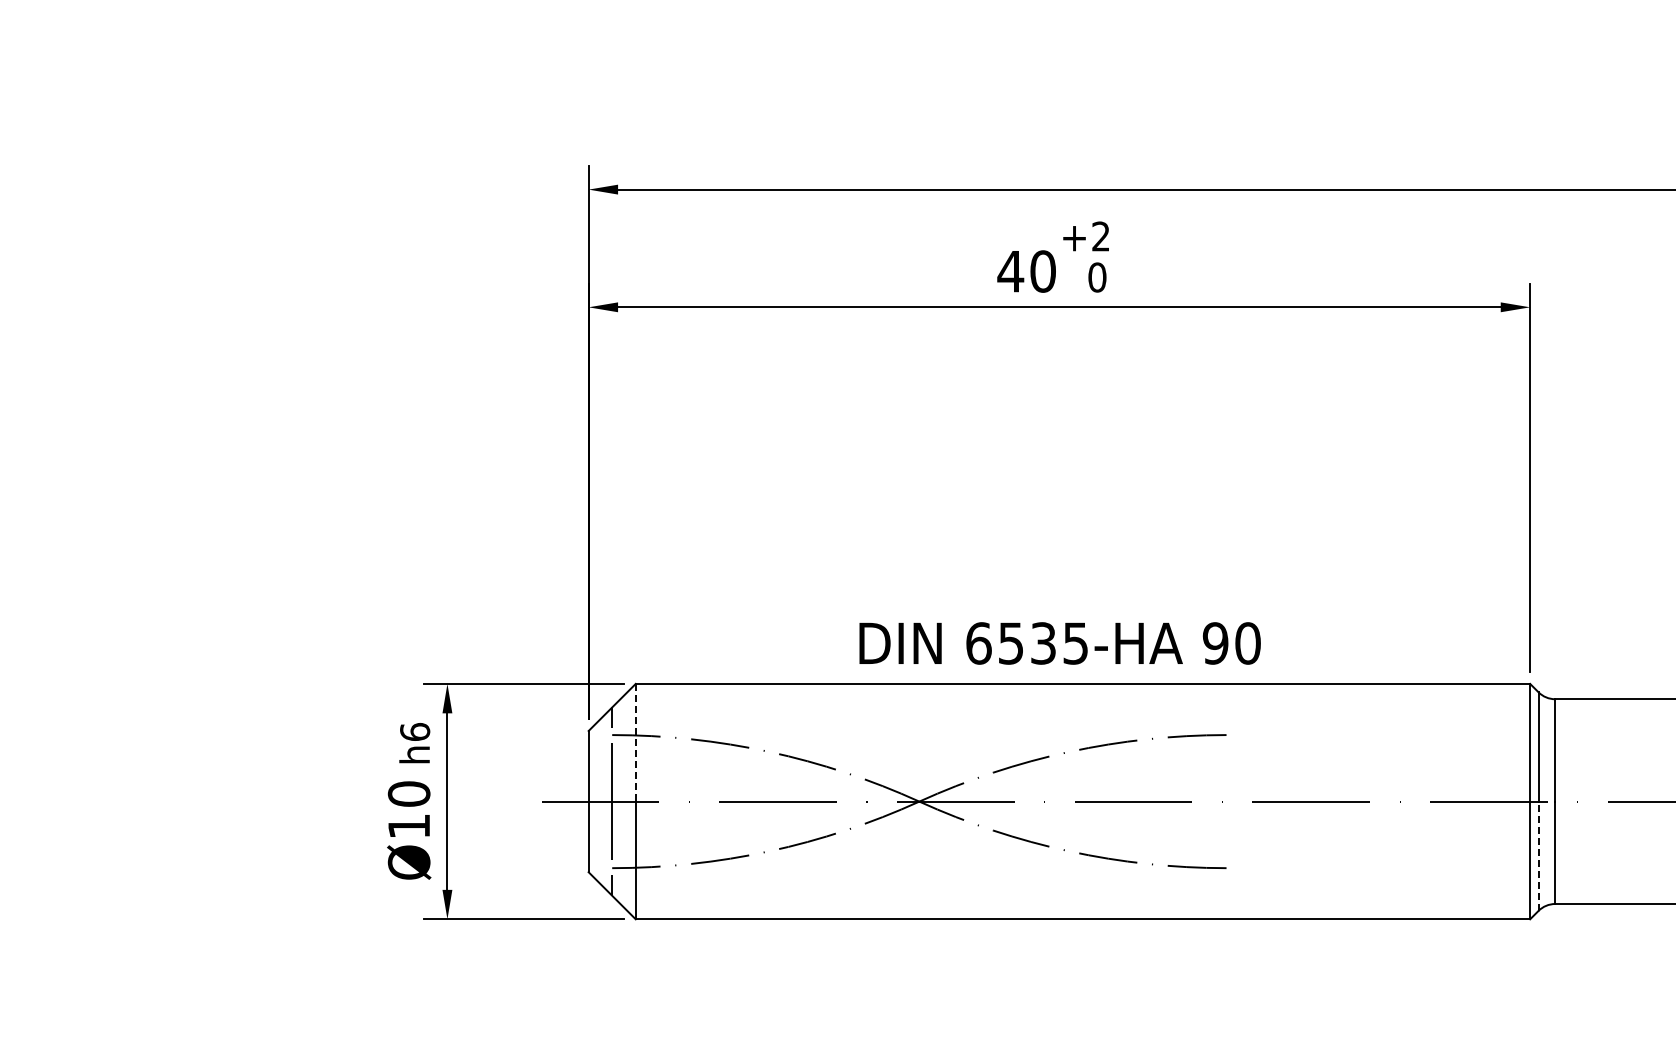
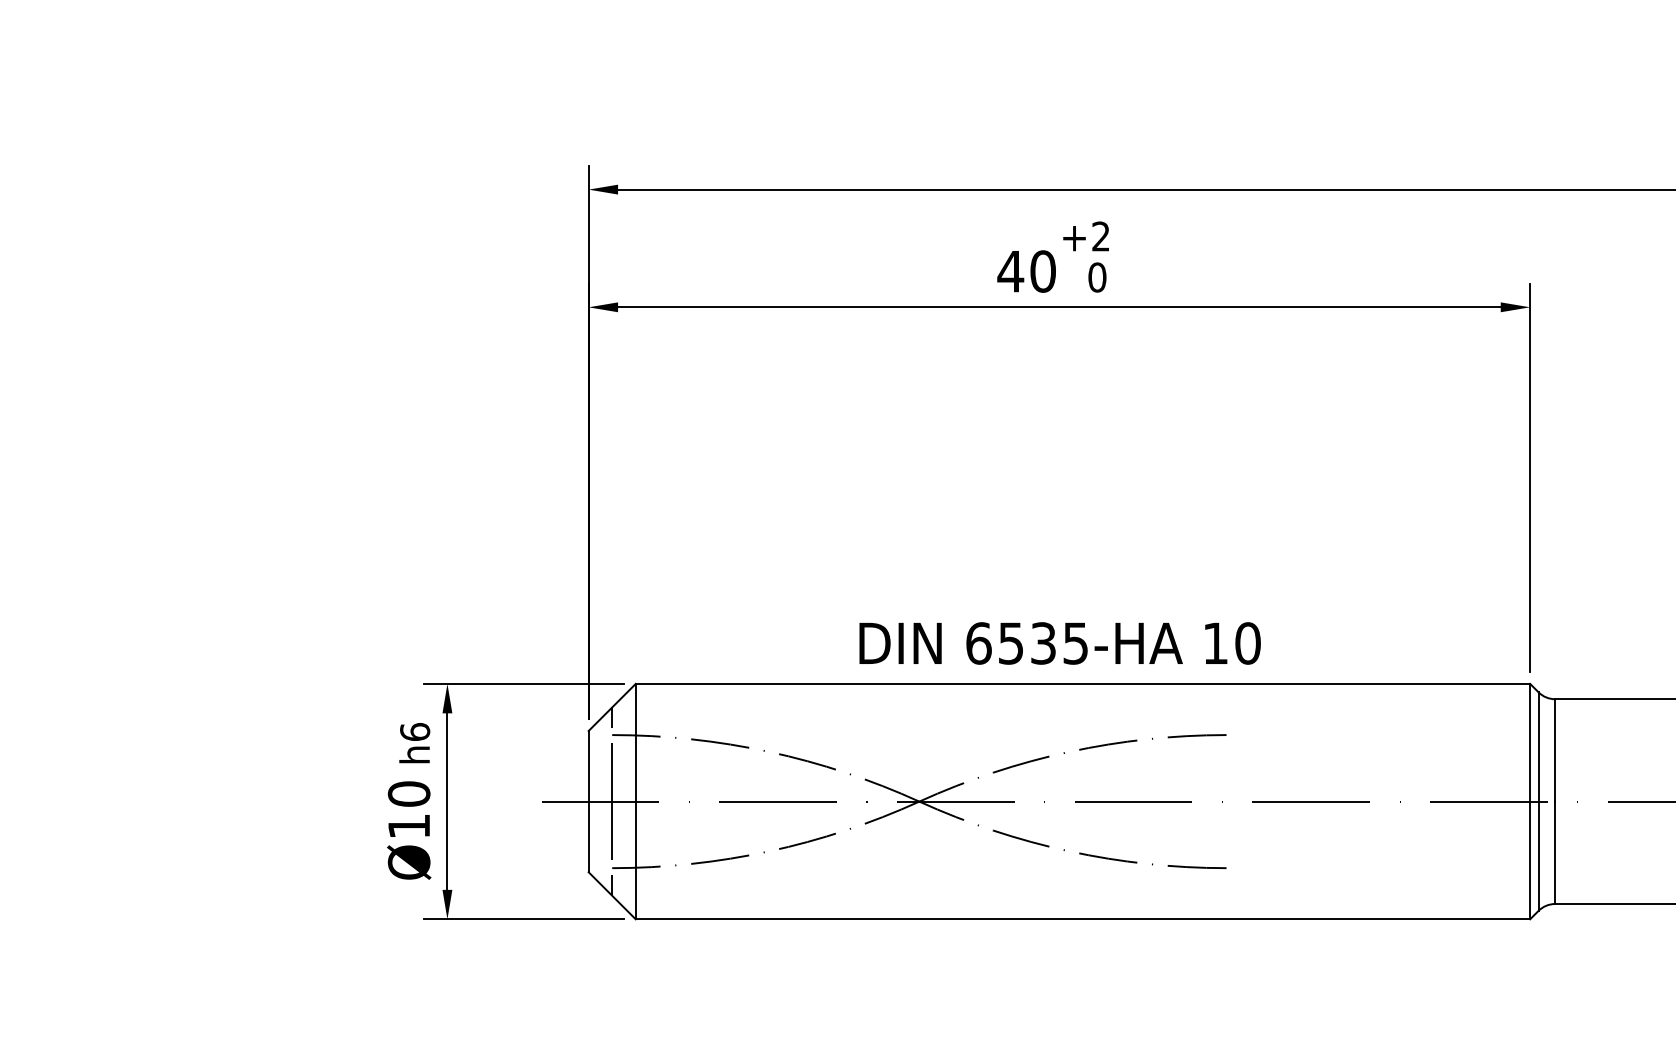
text: 90 -> 10 (1215, 643)
line: dashed -> solid (635, 742)
line: dashed -> solid (1538, 856)
